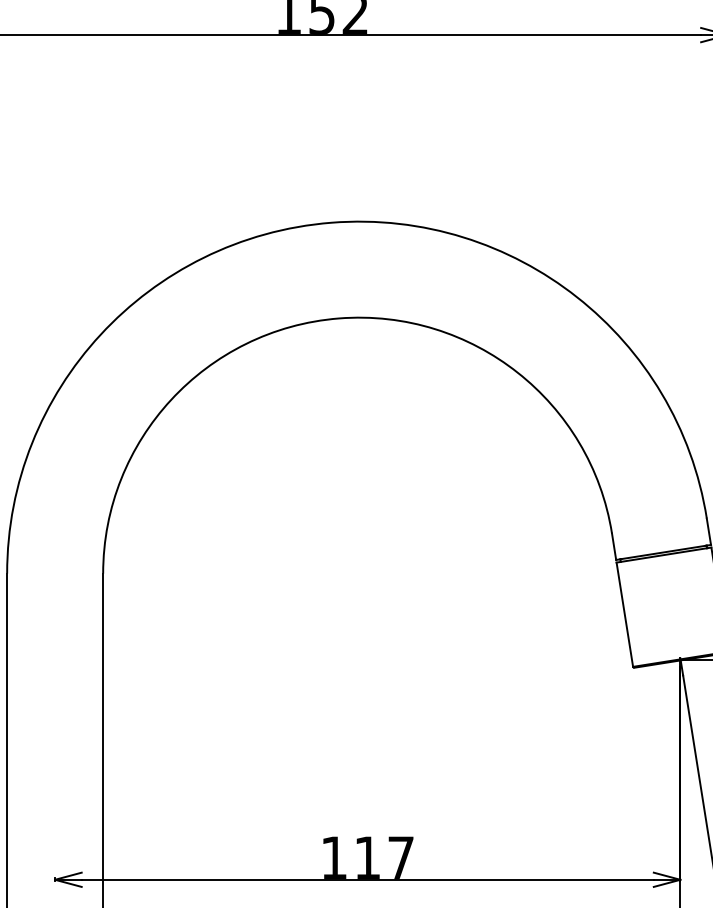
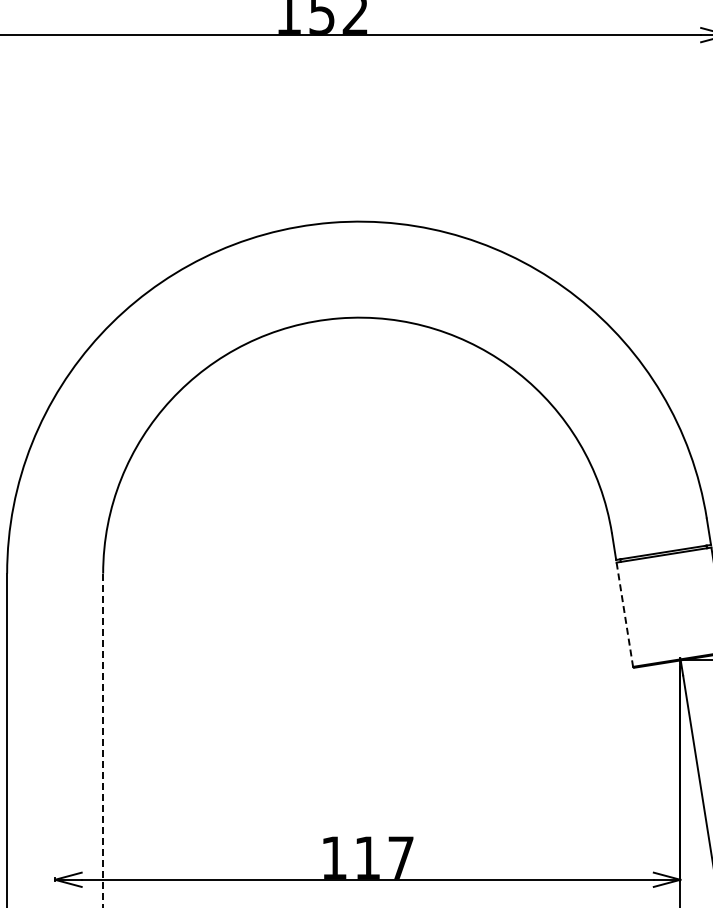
line: solid -> dashed (624, 614)
line: solid -> dashed (103, 740)
